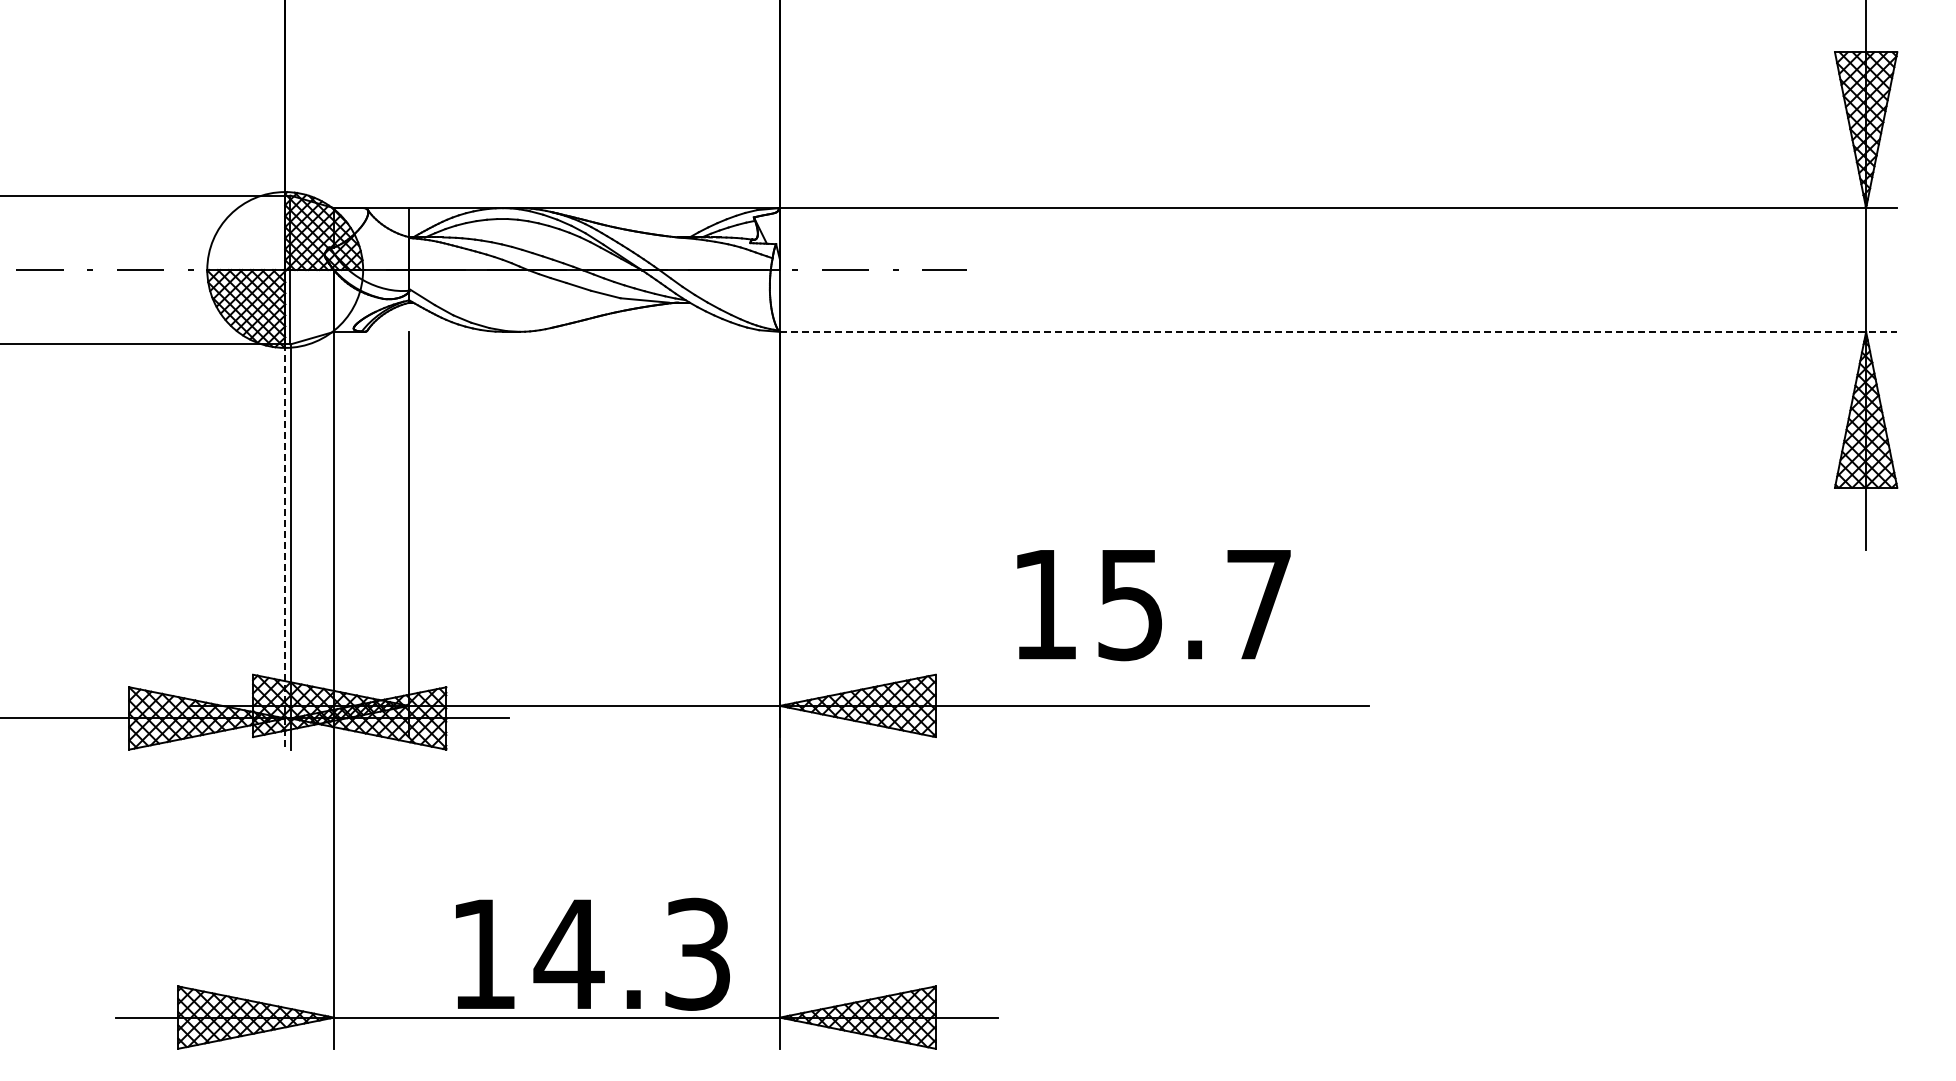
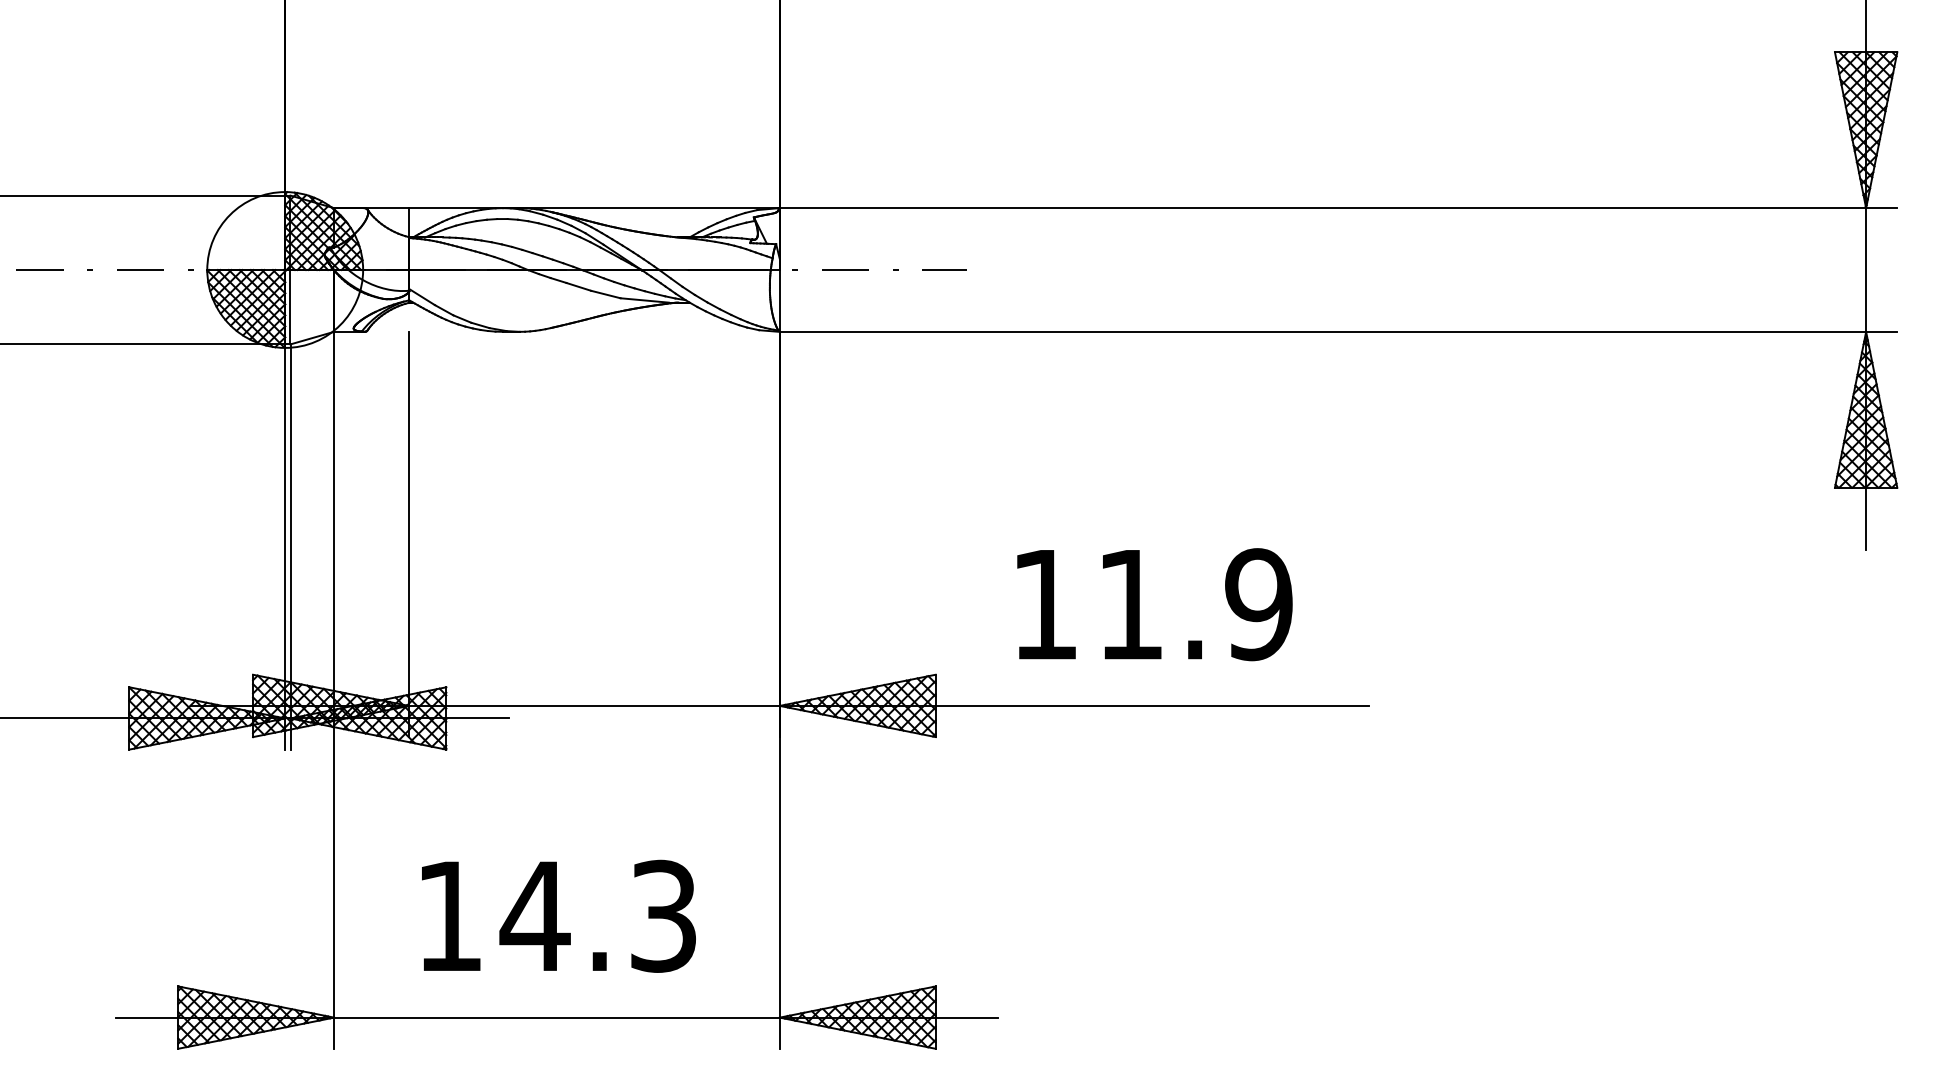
line: dashed -> solid (1338, 331)
line: dashed -> solid (285, 547)
text: 15.7 -> 11.9 (1195, 604)
text position: (592, 953) -> (558, 915) (558, 915)
